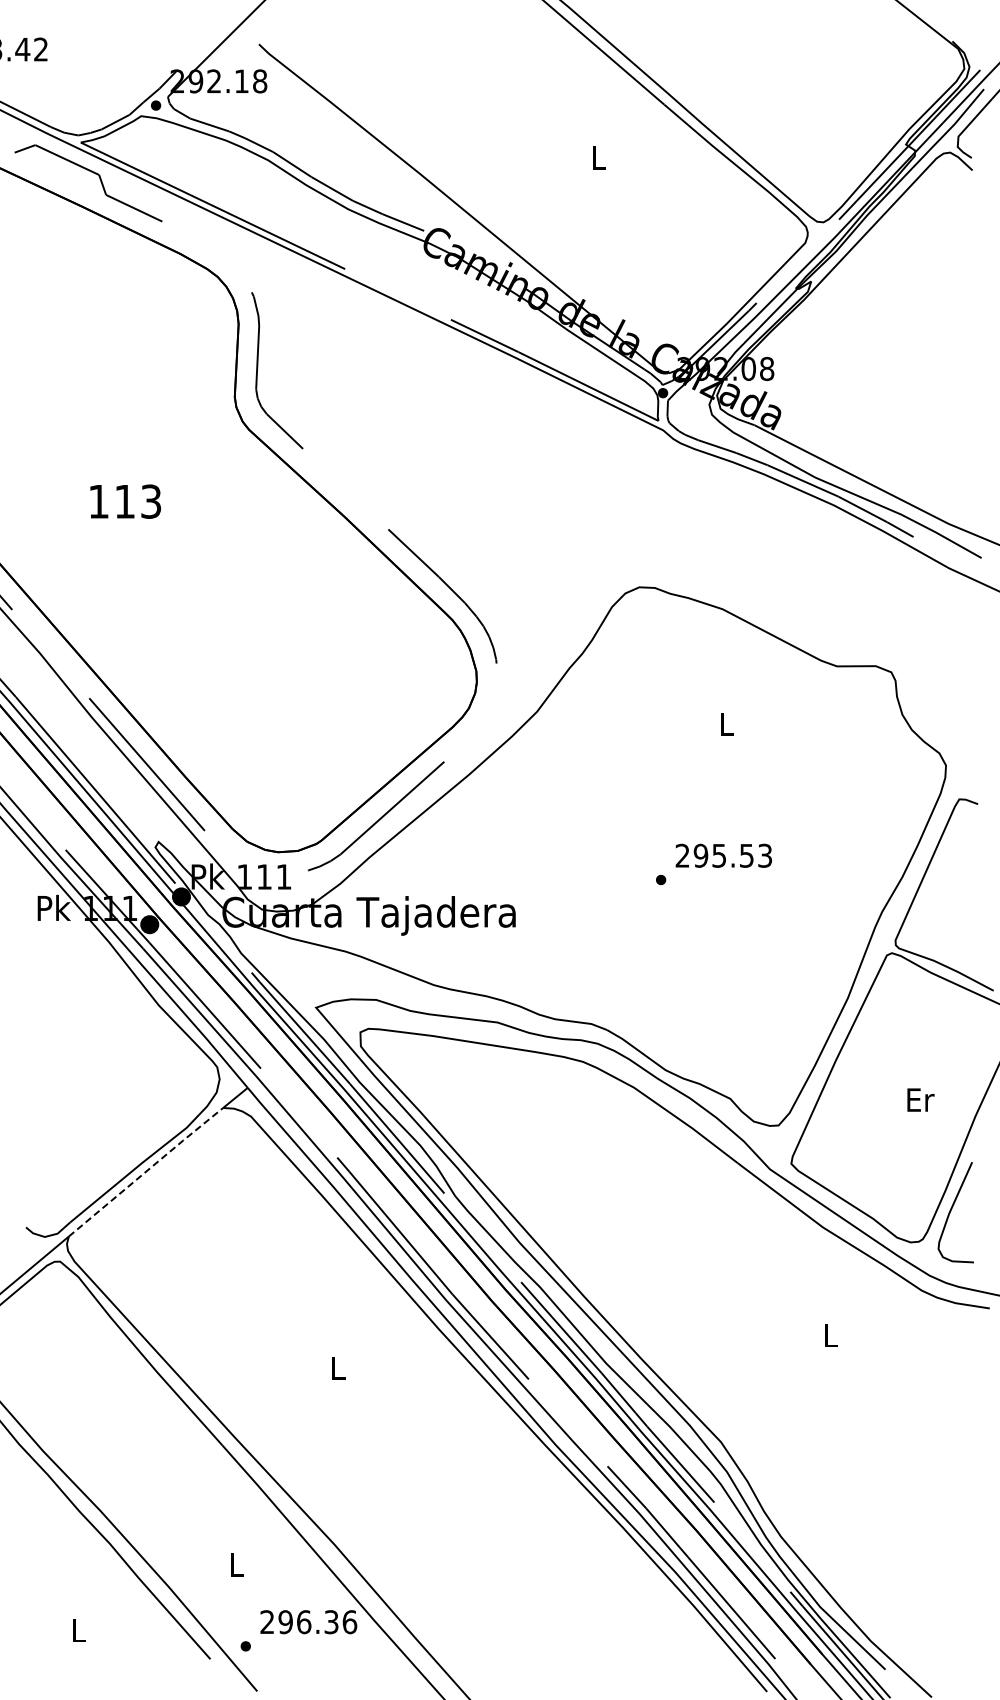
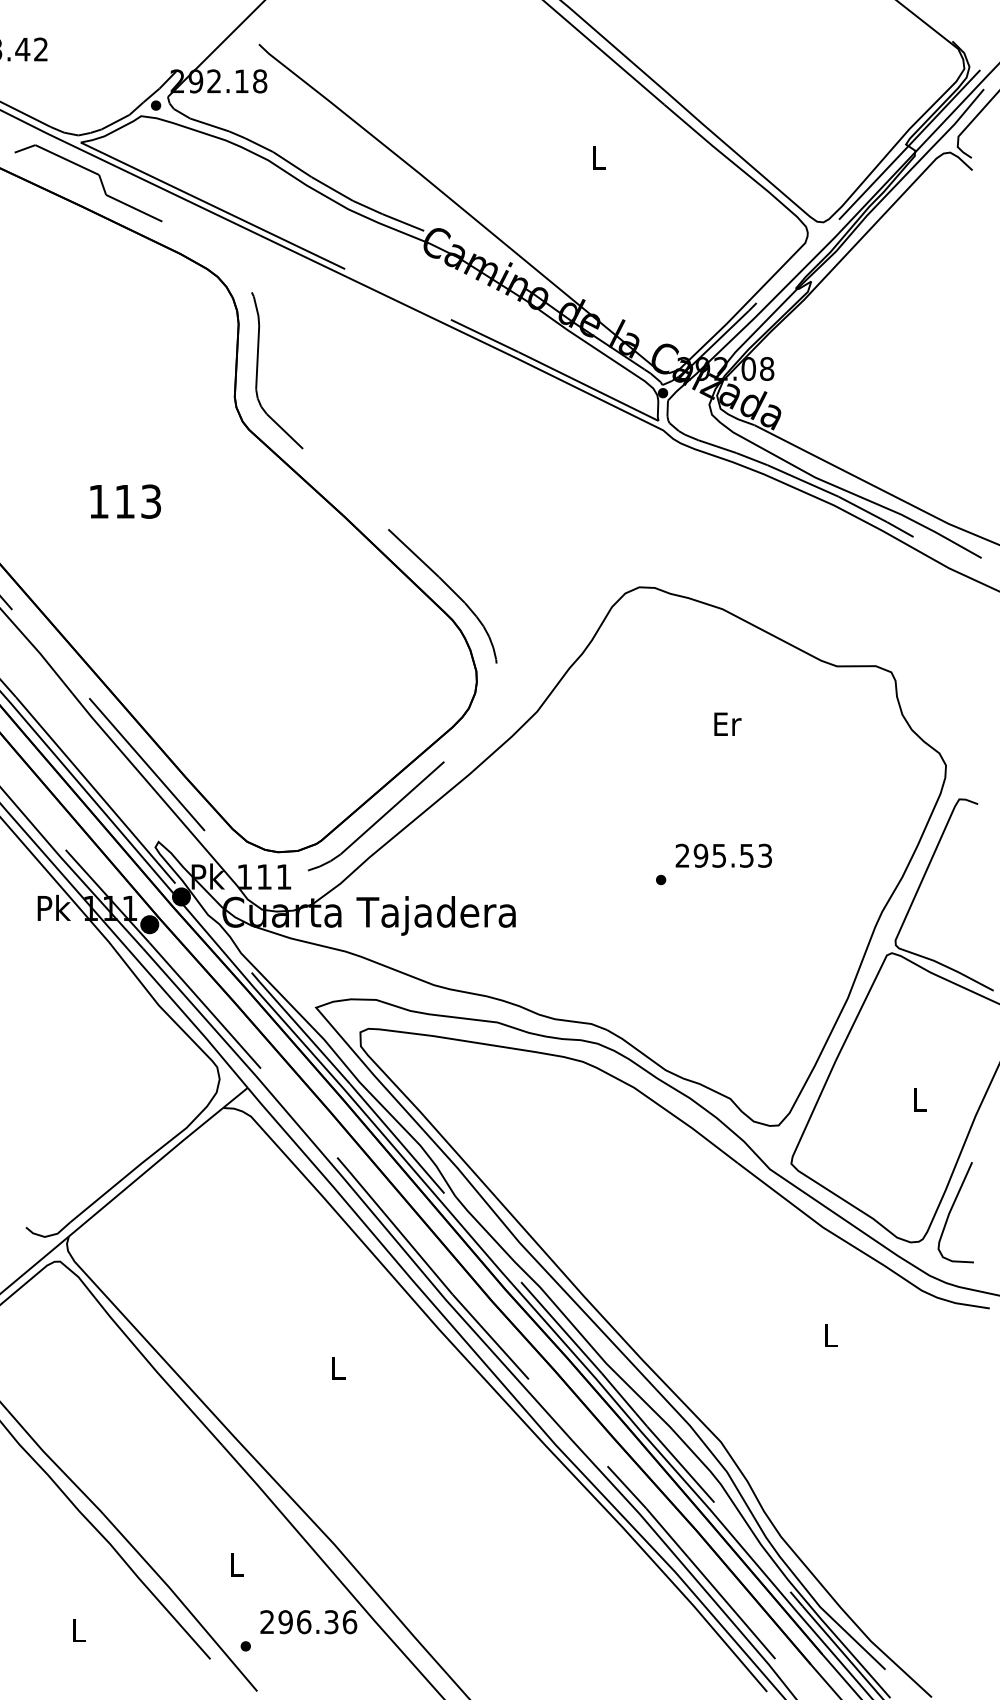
text: L -> Er (727, 723)
text: Er -> L (920, 1099)
line: dashed -> solid (146, 1171)
